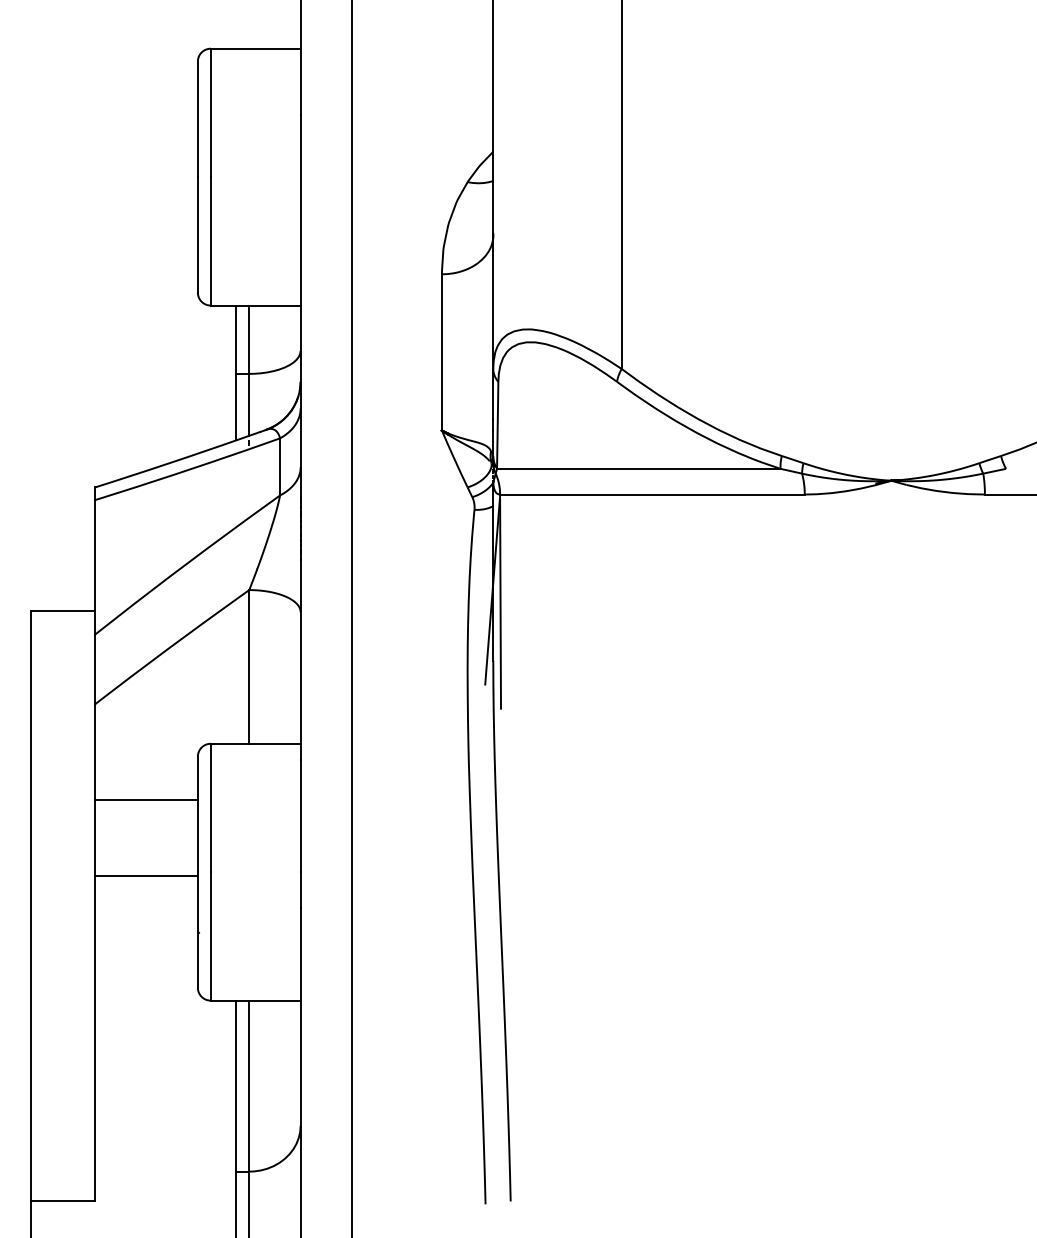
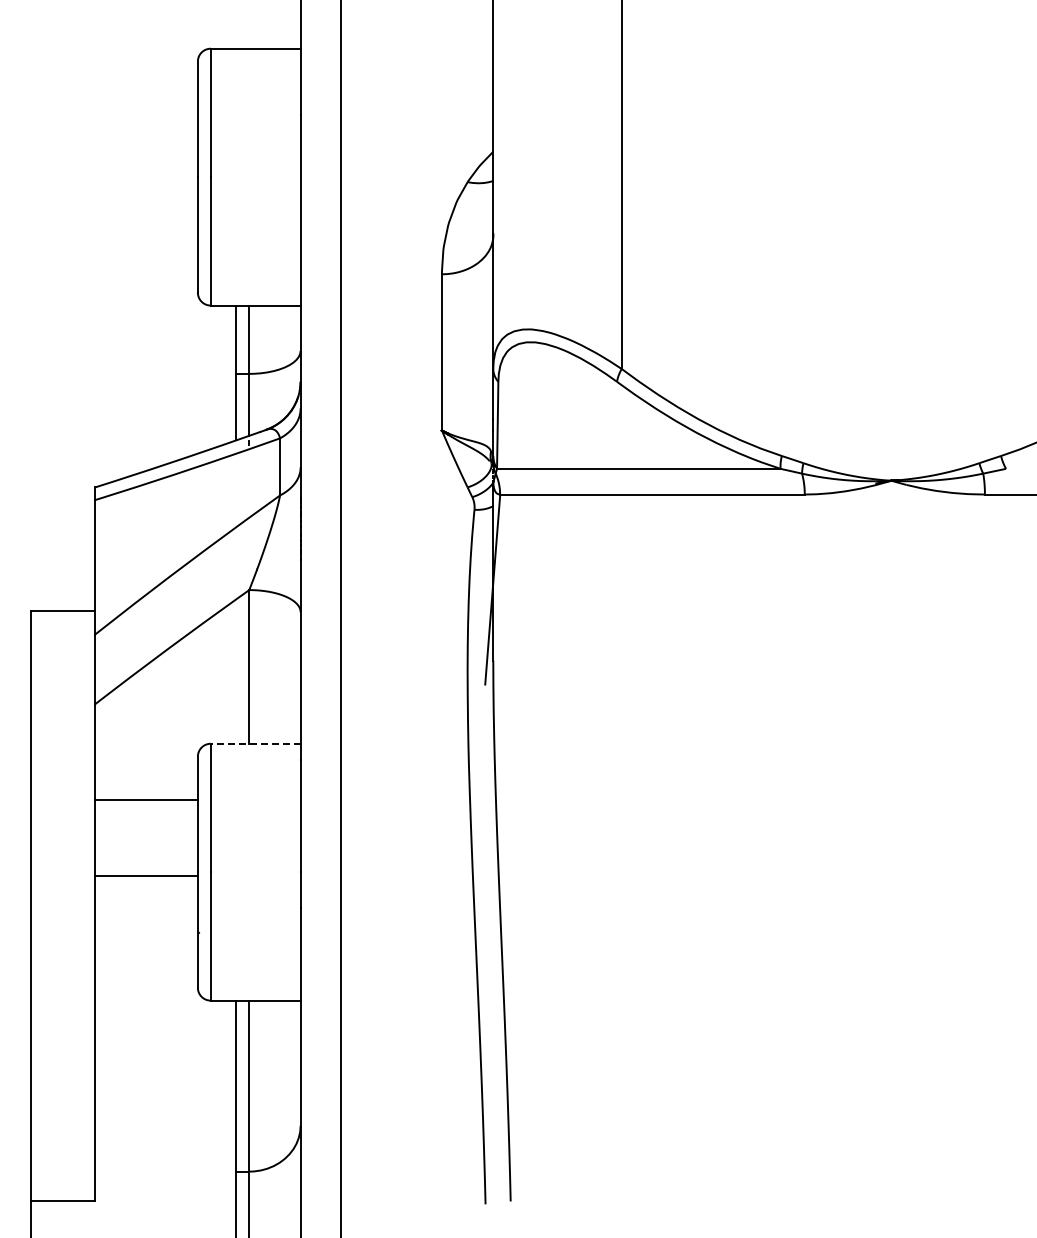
line: present -> none (500, 603)
line position: (352, 618) -> (341, 618) (341, 618)
line: solid -> dashed (255, 743)
